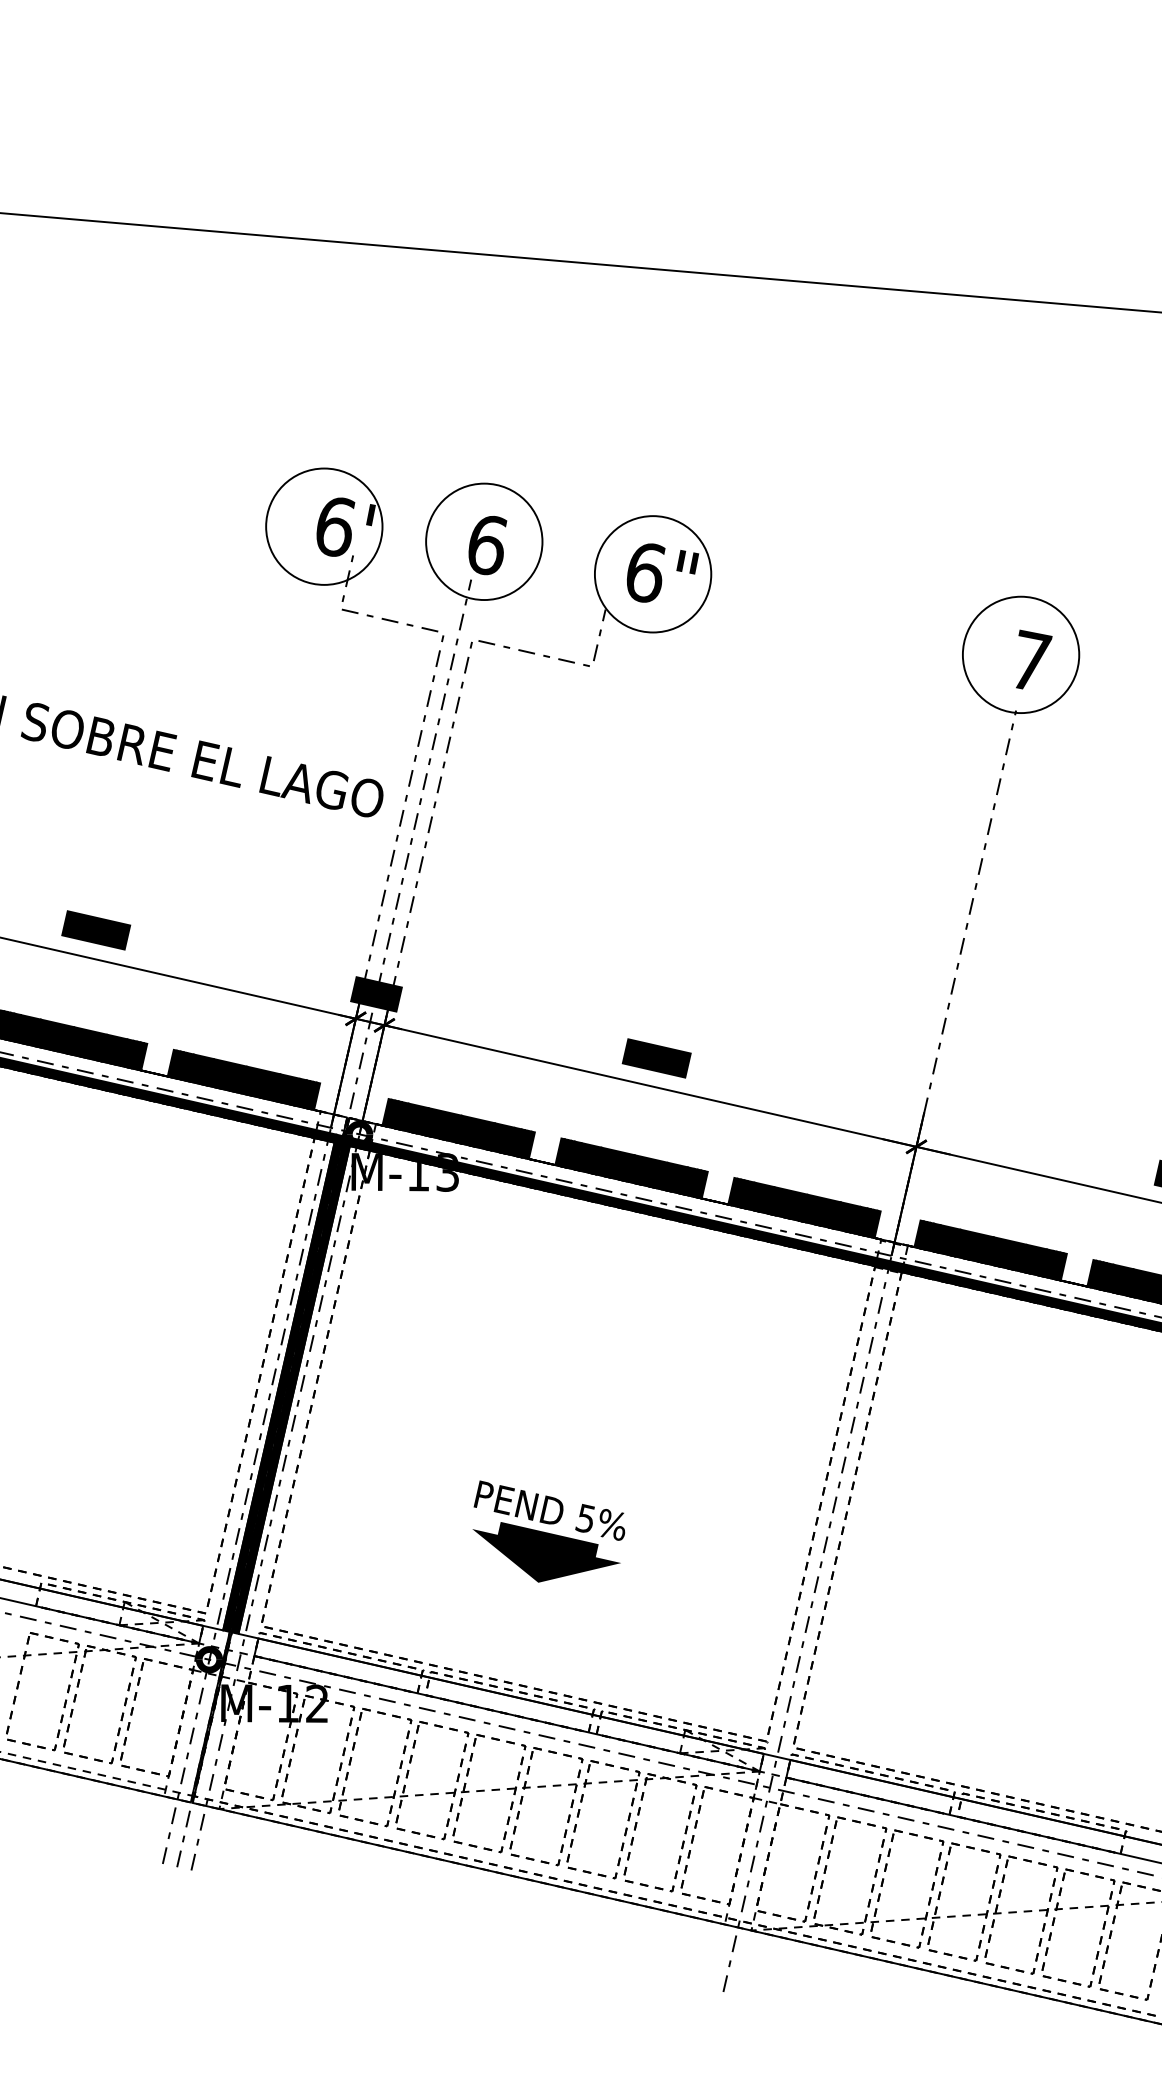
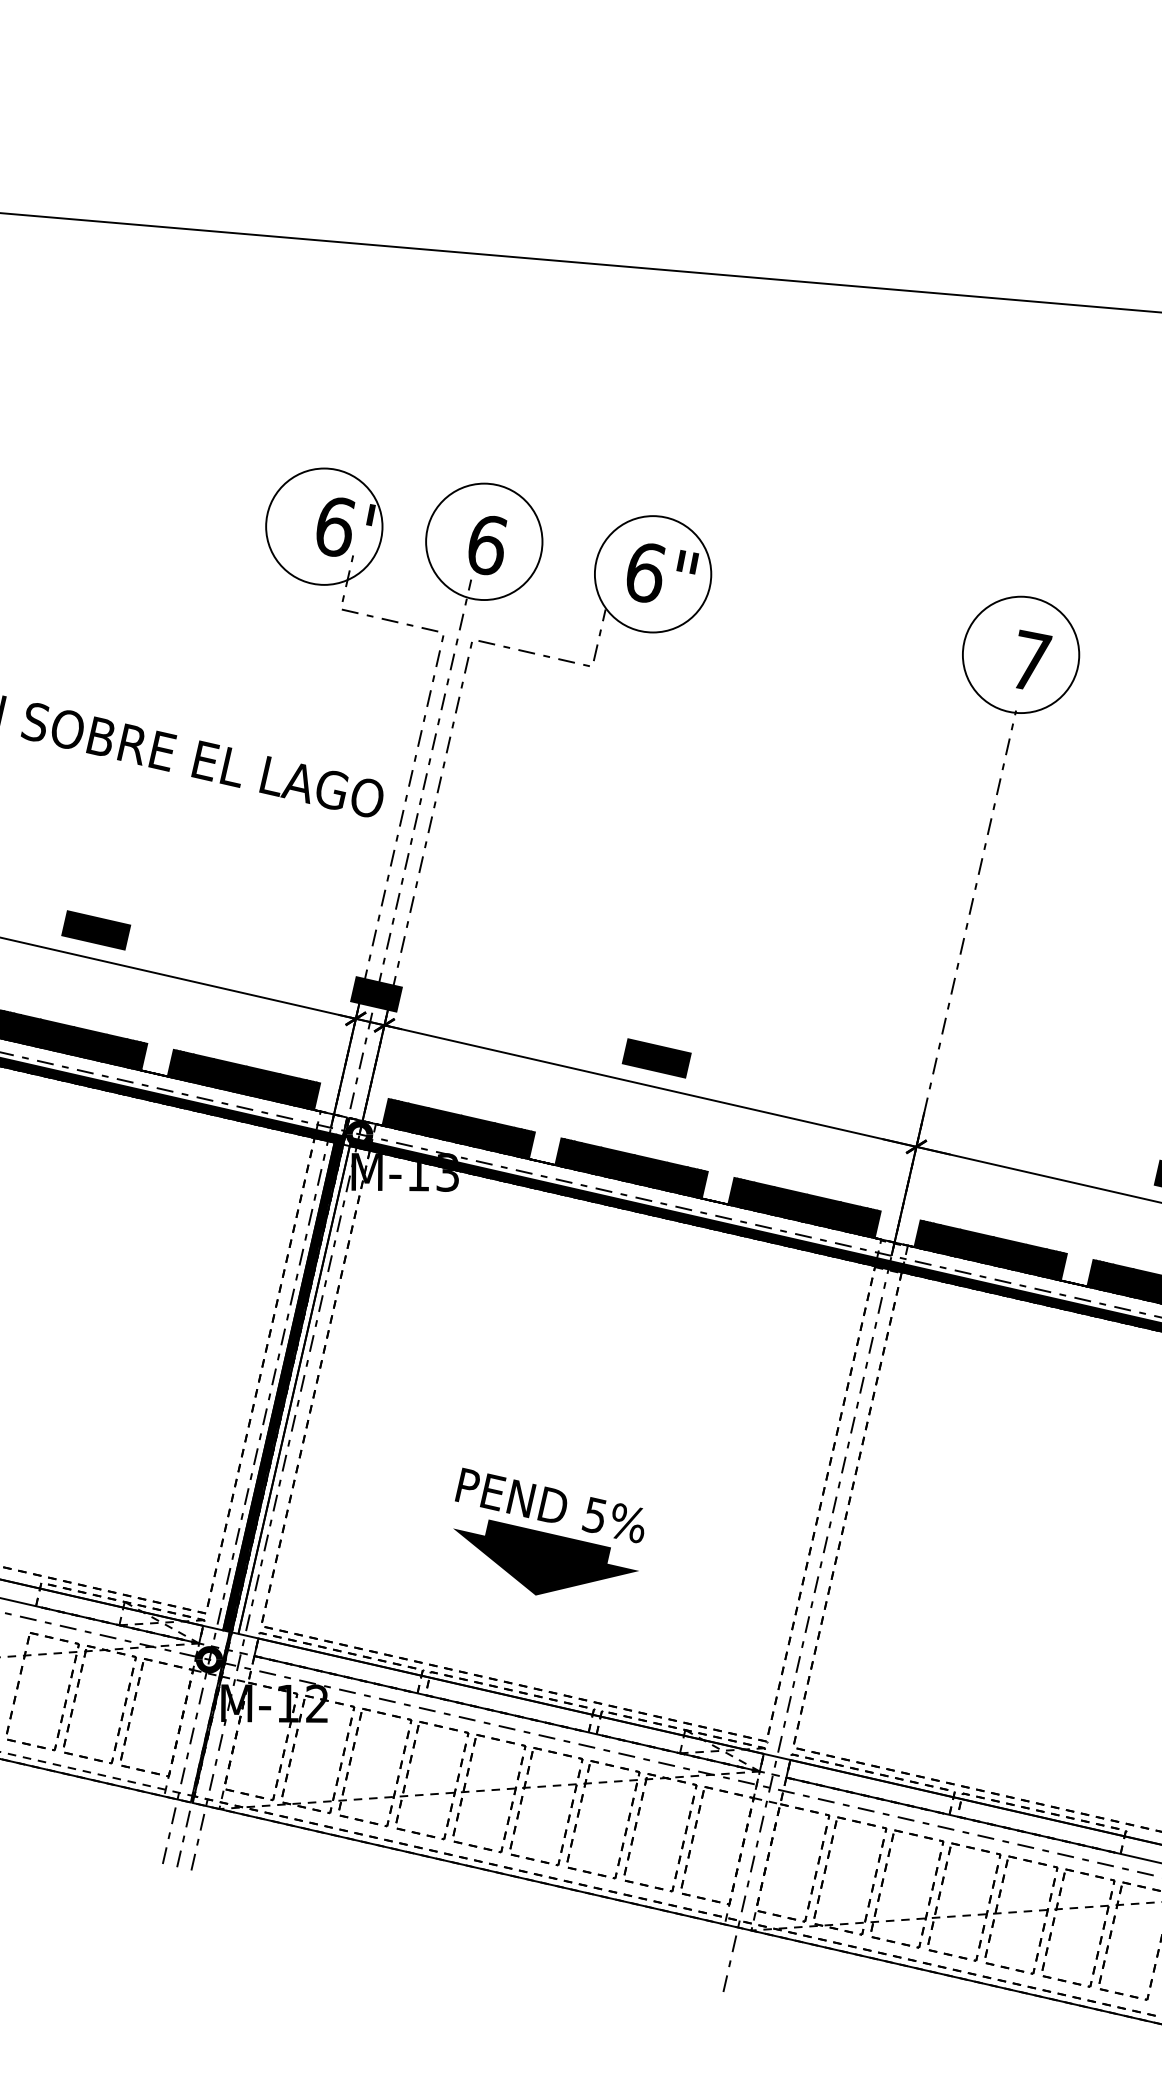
fill: present -> none (291, 1384)
part size: 154x103 px -> 192x129 px (548, 1531)
